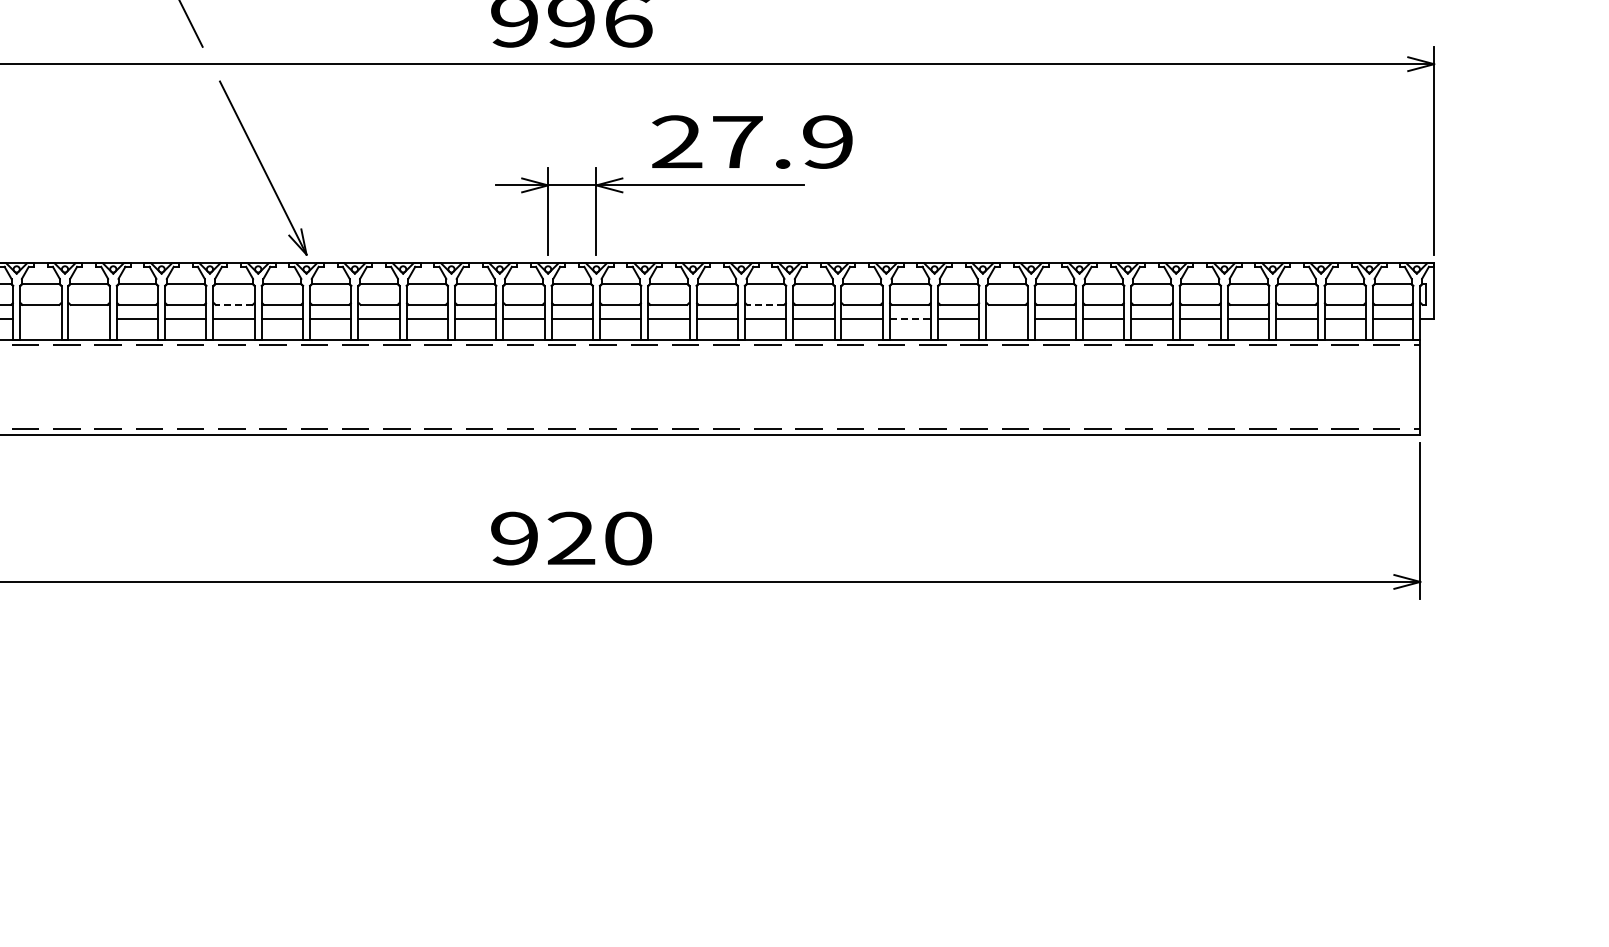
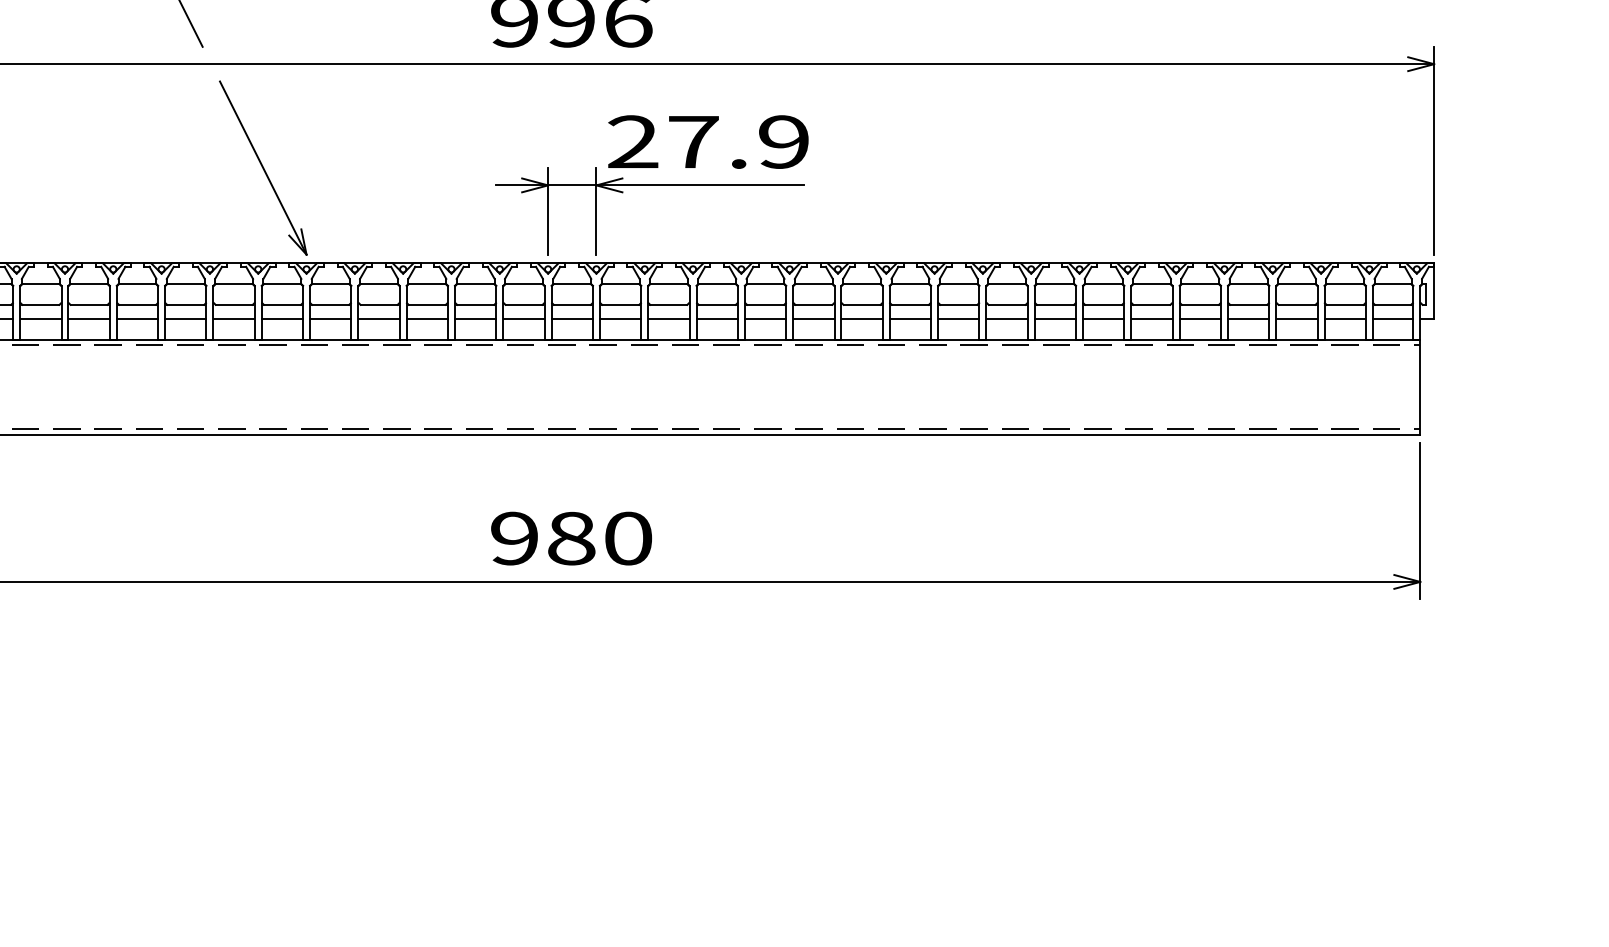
text position: (752, 141) -> (708, 141) (708, 141)
line: dashed -> solid (234, 304)
line: dashed -> solid (765, 304)
line: none -> present (40, 318)
line: none -> present (88, 318)
line: dashed -> solid (910, 318)
line: none -> present (1006, 318)
text: 920 -> 980 (571, 538)
